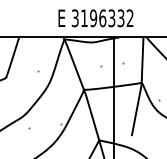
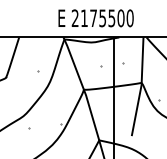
text: 3196332 -> 2175500 (102, 18)
